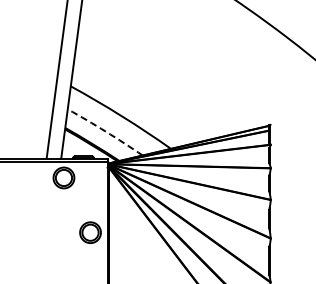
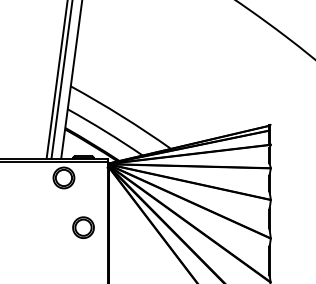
line: none -> present (61, 80)
arc: dashed -> solid (105, 131)
part position: (90, 232) -> (83, 227) (83, 227)
